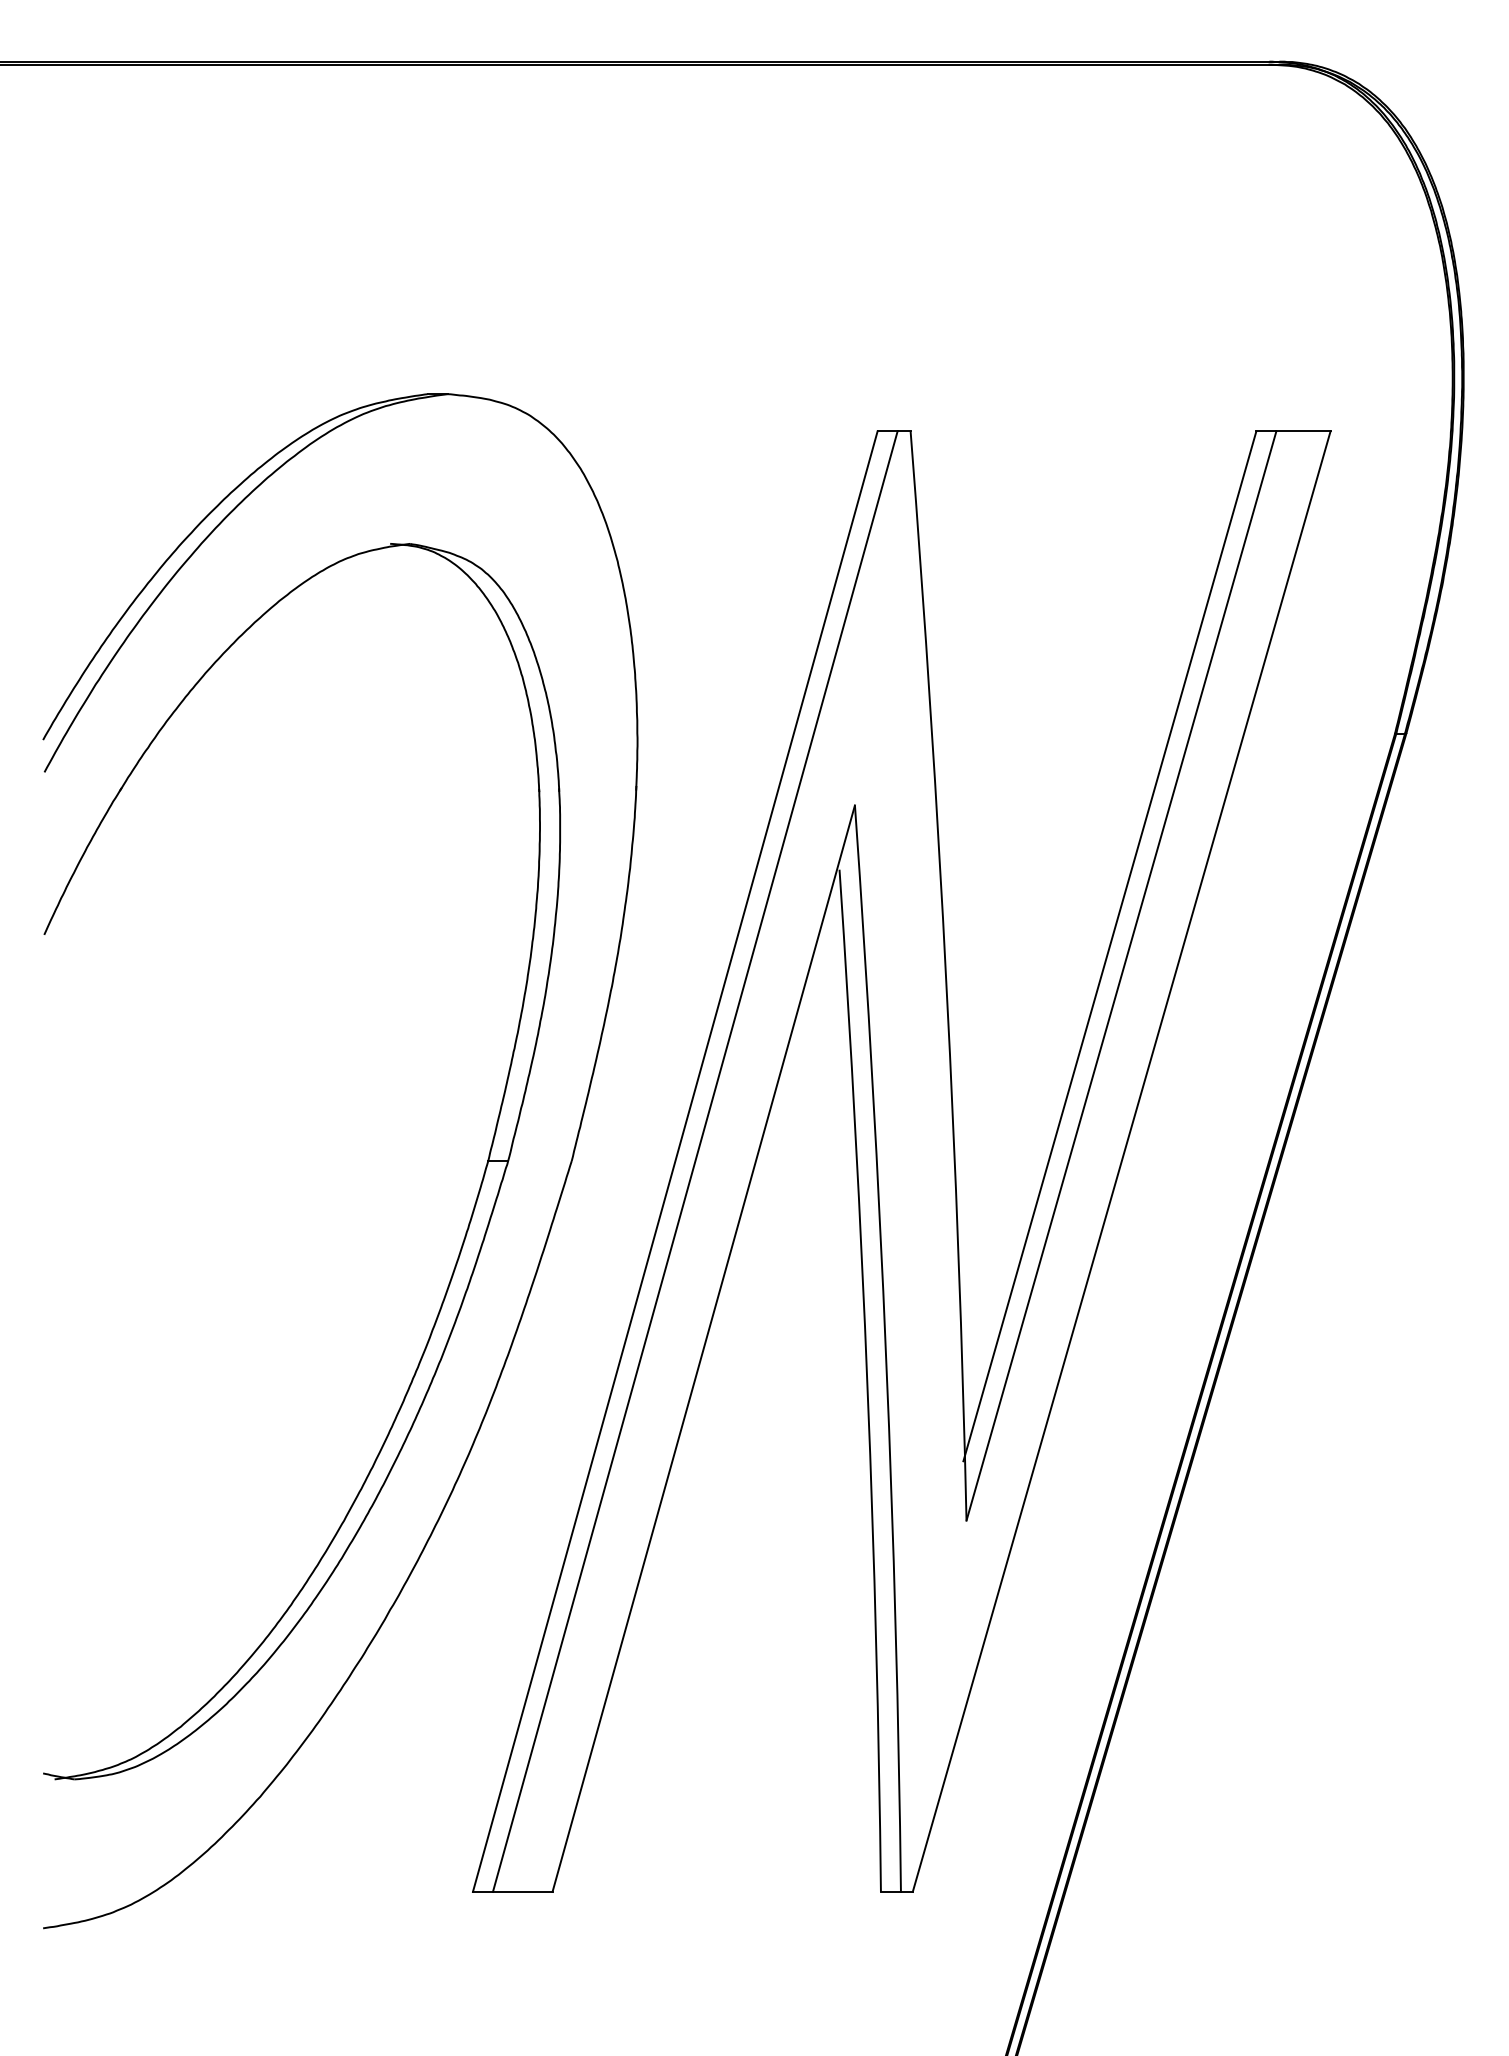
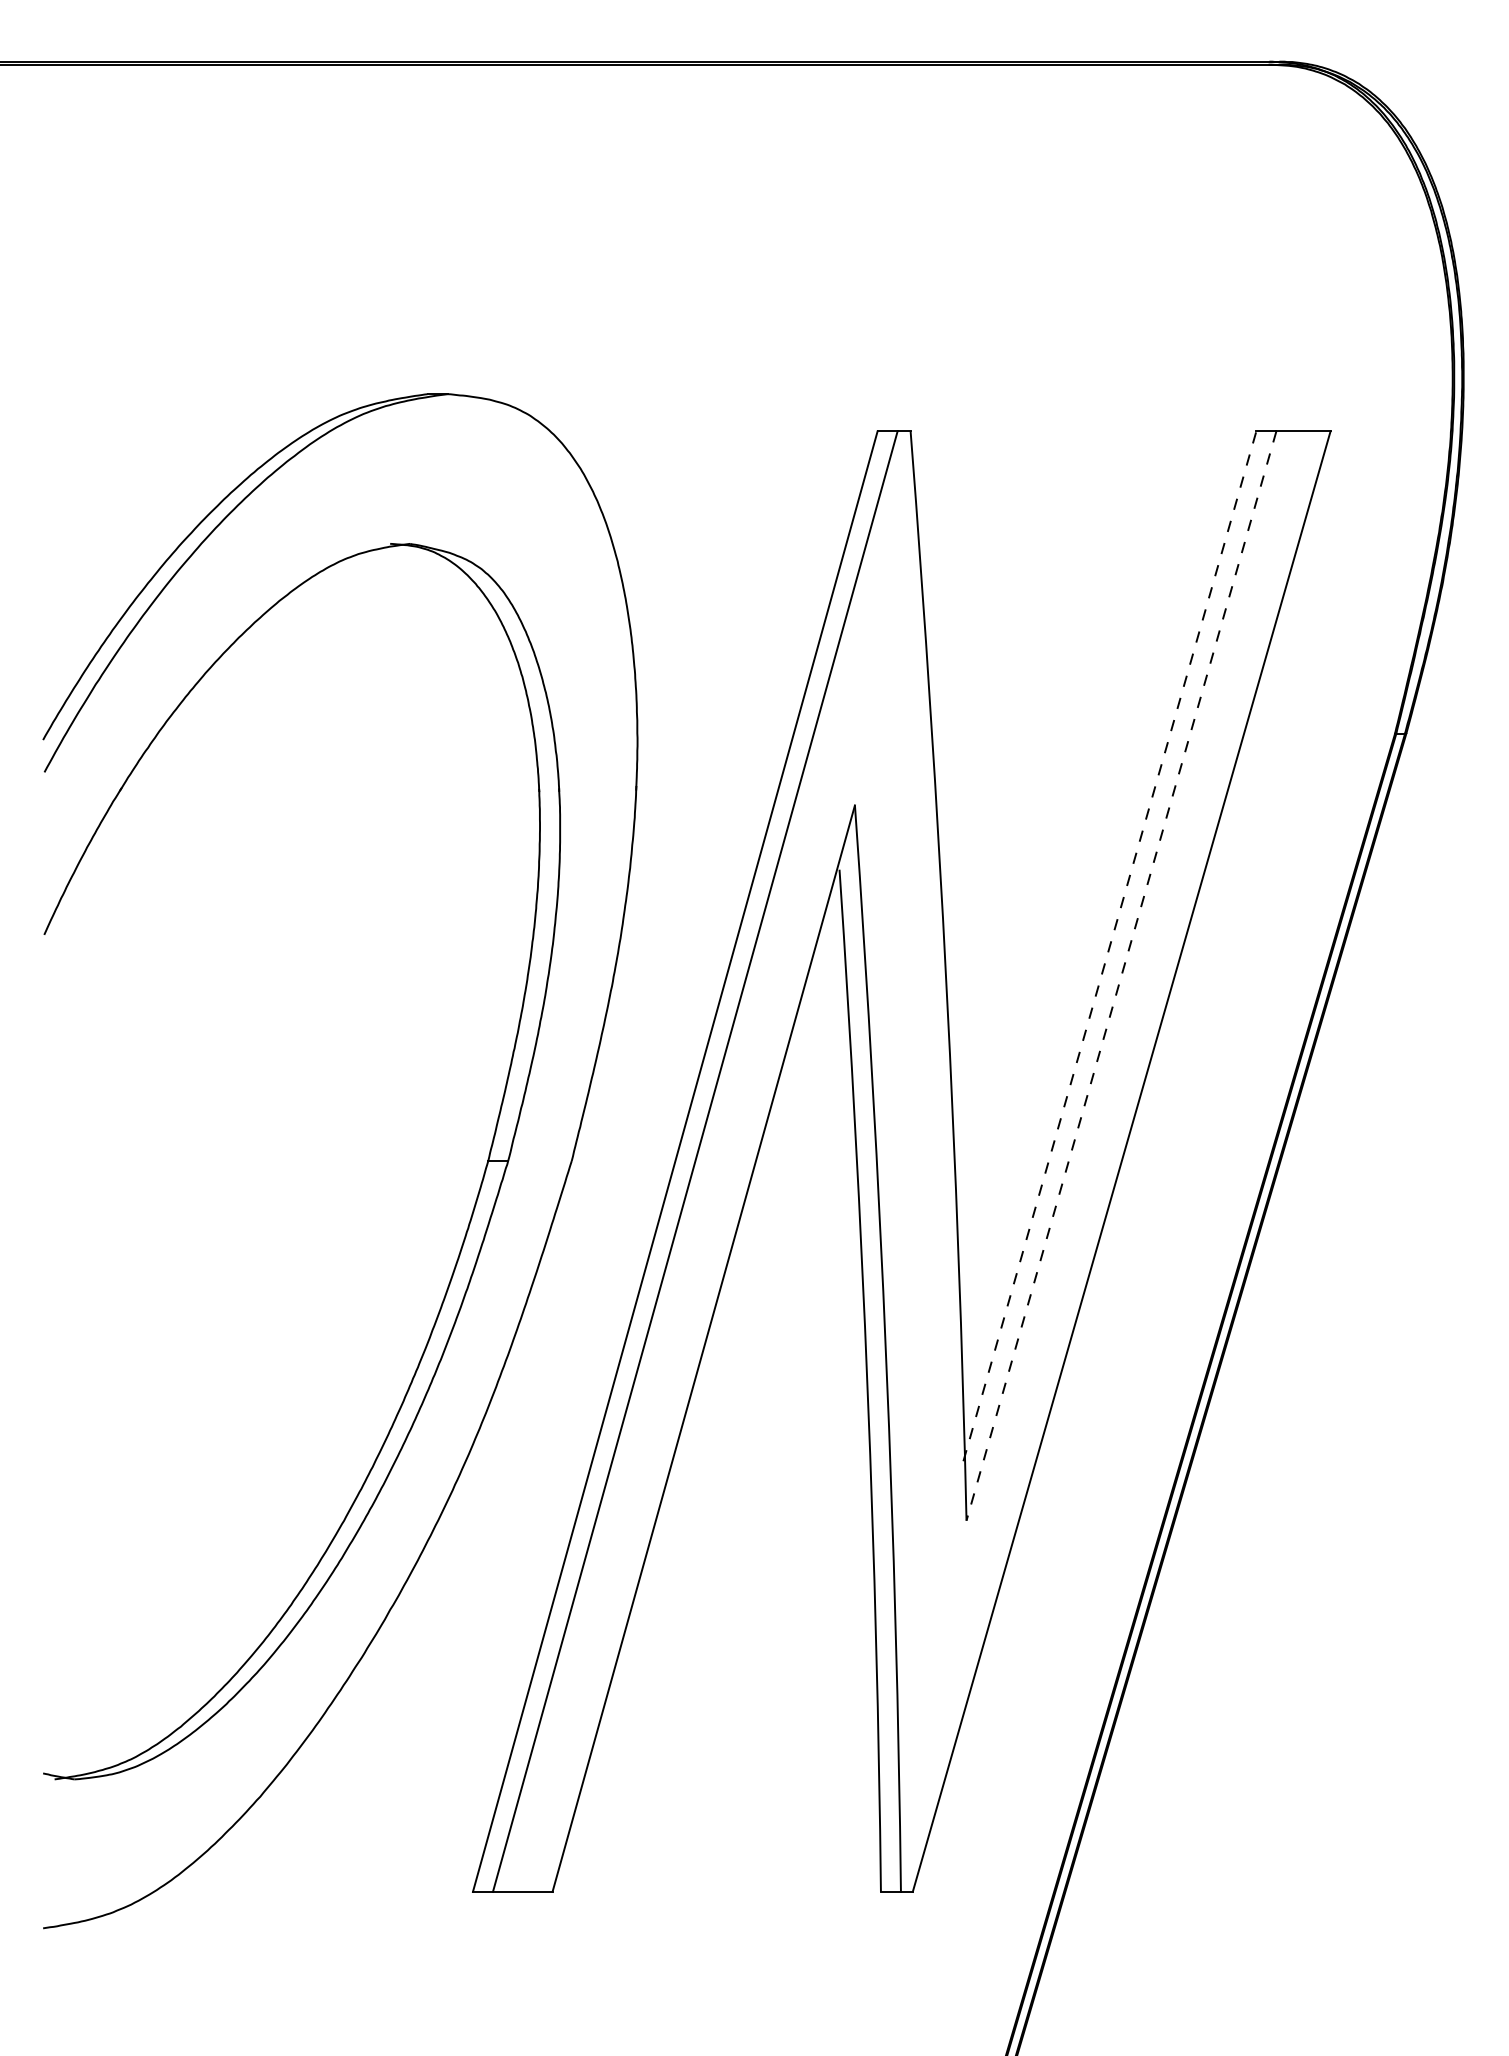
line: solid -> dashed (1110, 945)
line: solid -> dashed (1121, 976)
